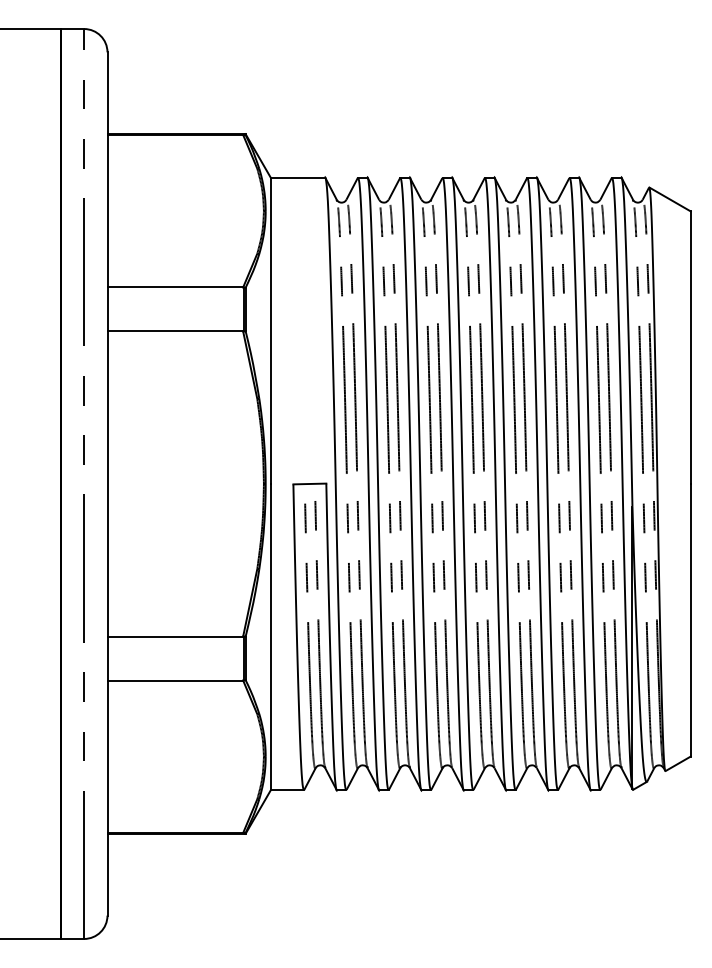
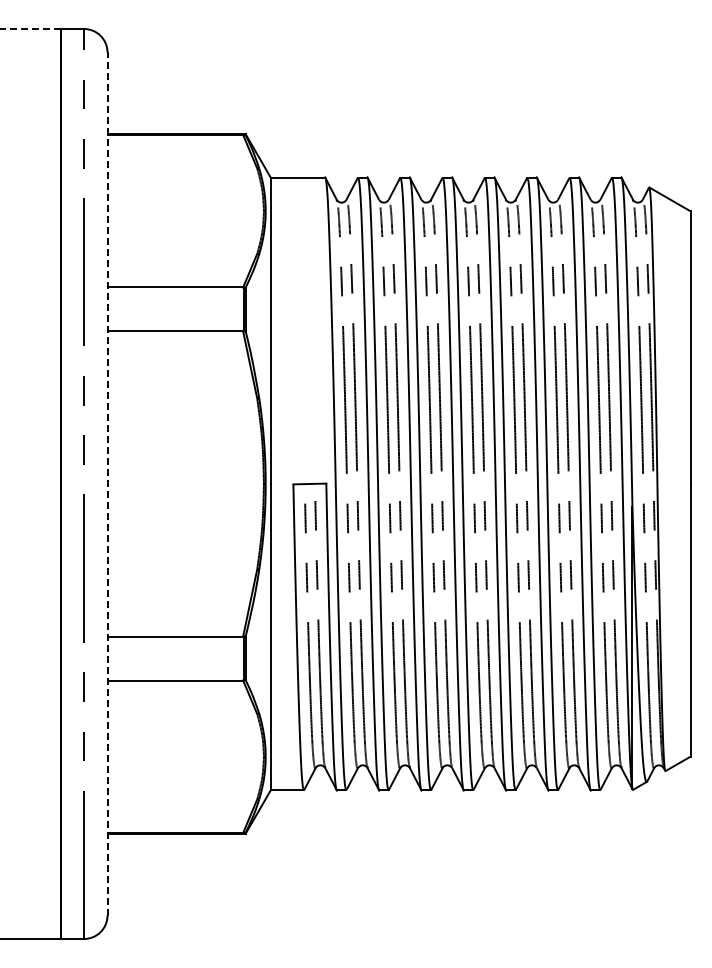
line: solid -> dashed (30, 29)
line: solid -> dashed (107, 484)
